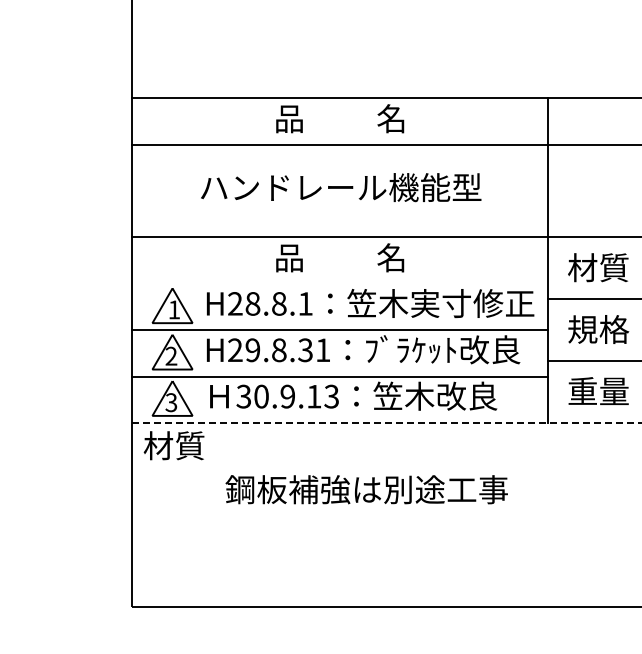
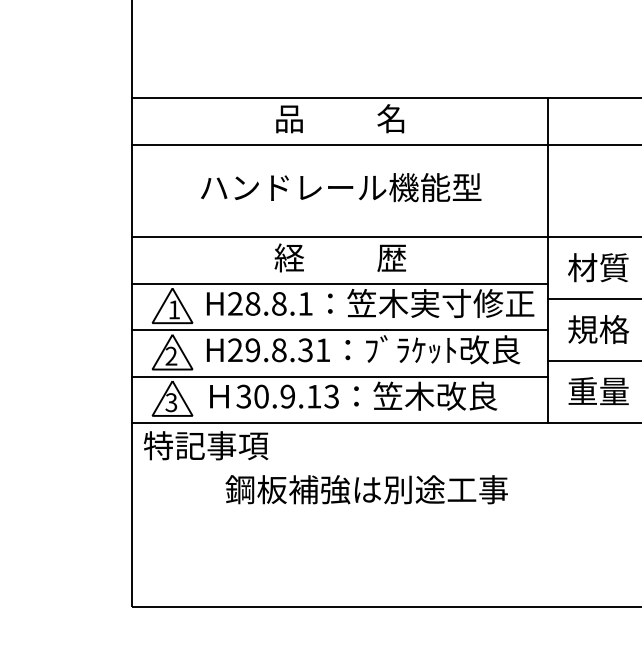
text: 品          名 -> 経          歴 (340, 257)
line: none -> present (339, 283)
line: dashed -> solid (386, 422)
text: 材質 -> 特記事項 (205, 445)
